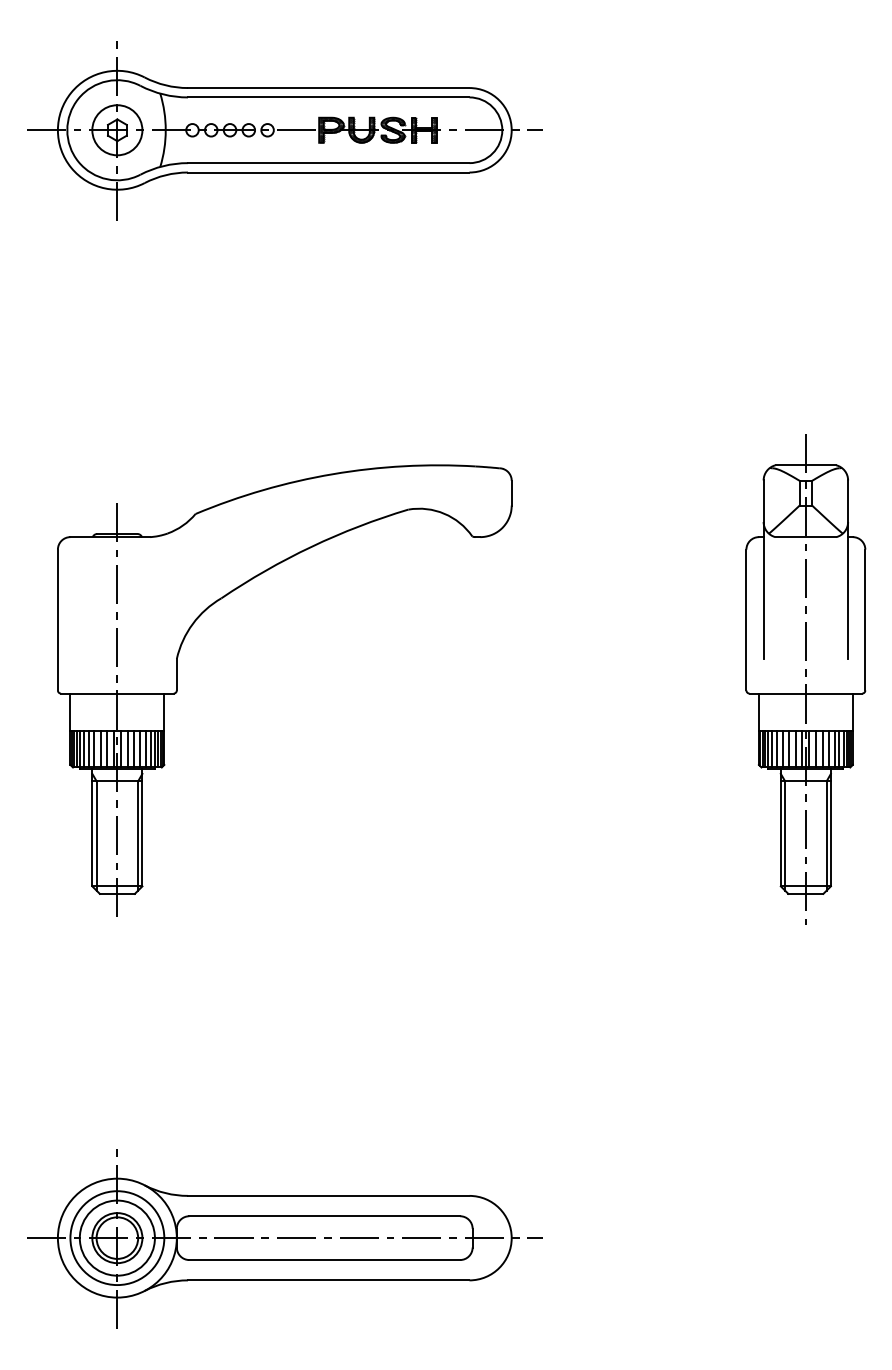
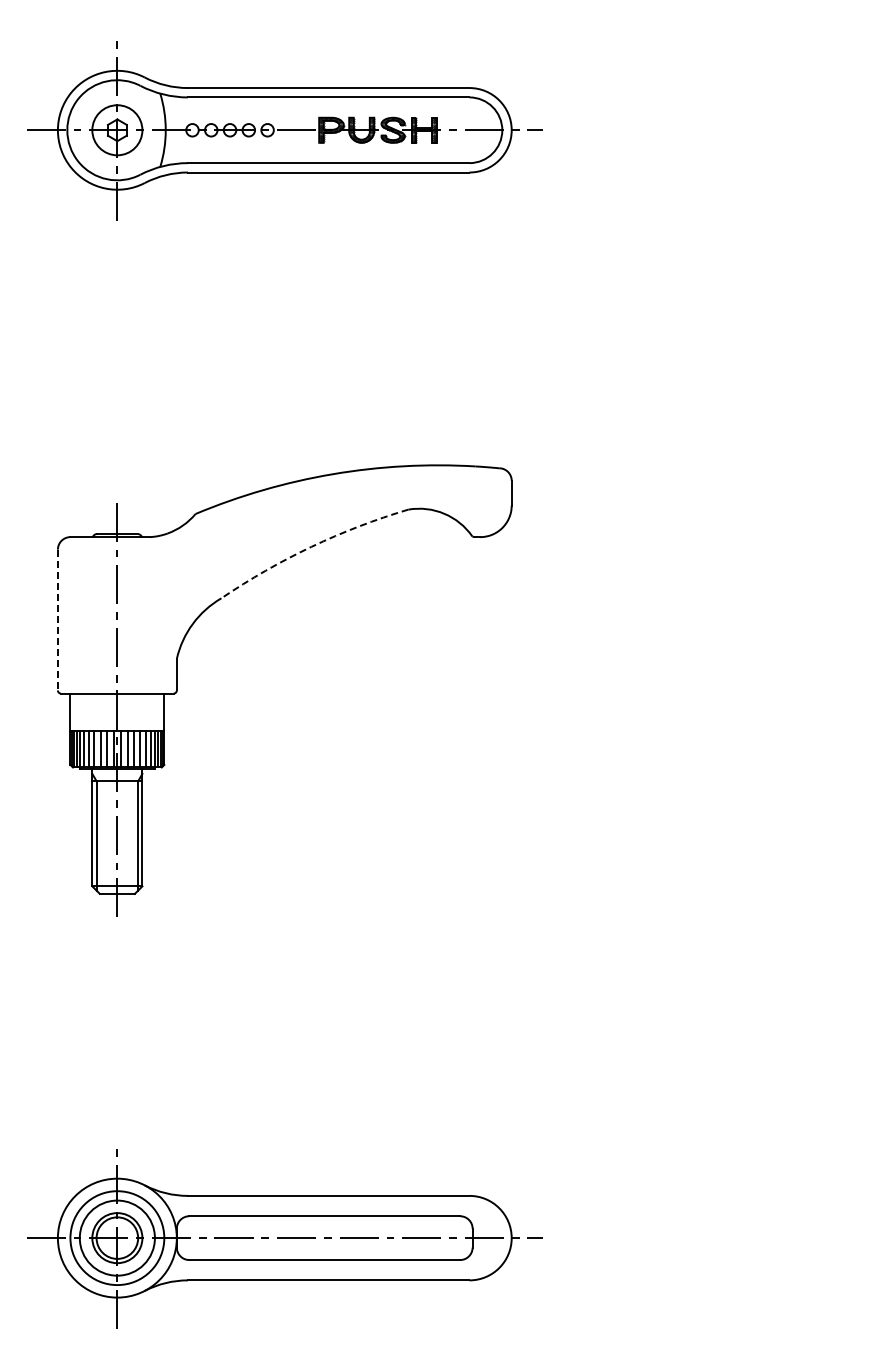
arc: solid -> dashed (311, 546)
line: solid -> dashed (57, 620)
part: present -> none (805, 679)
